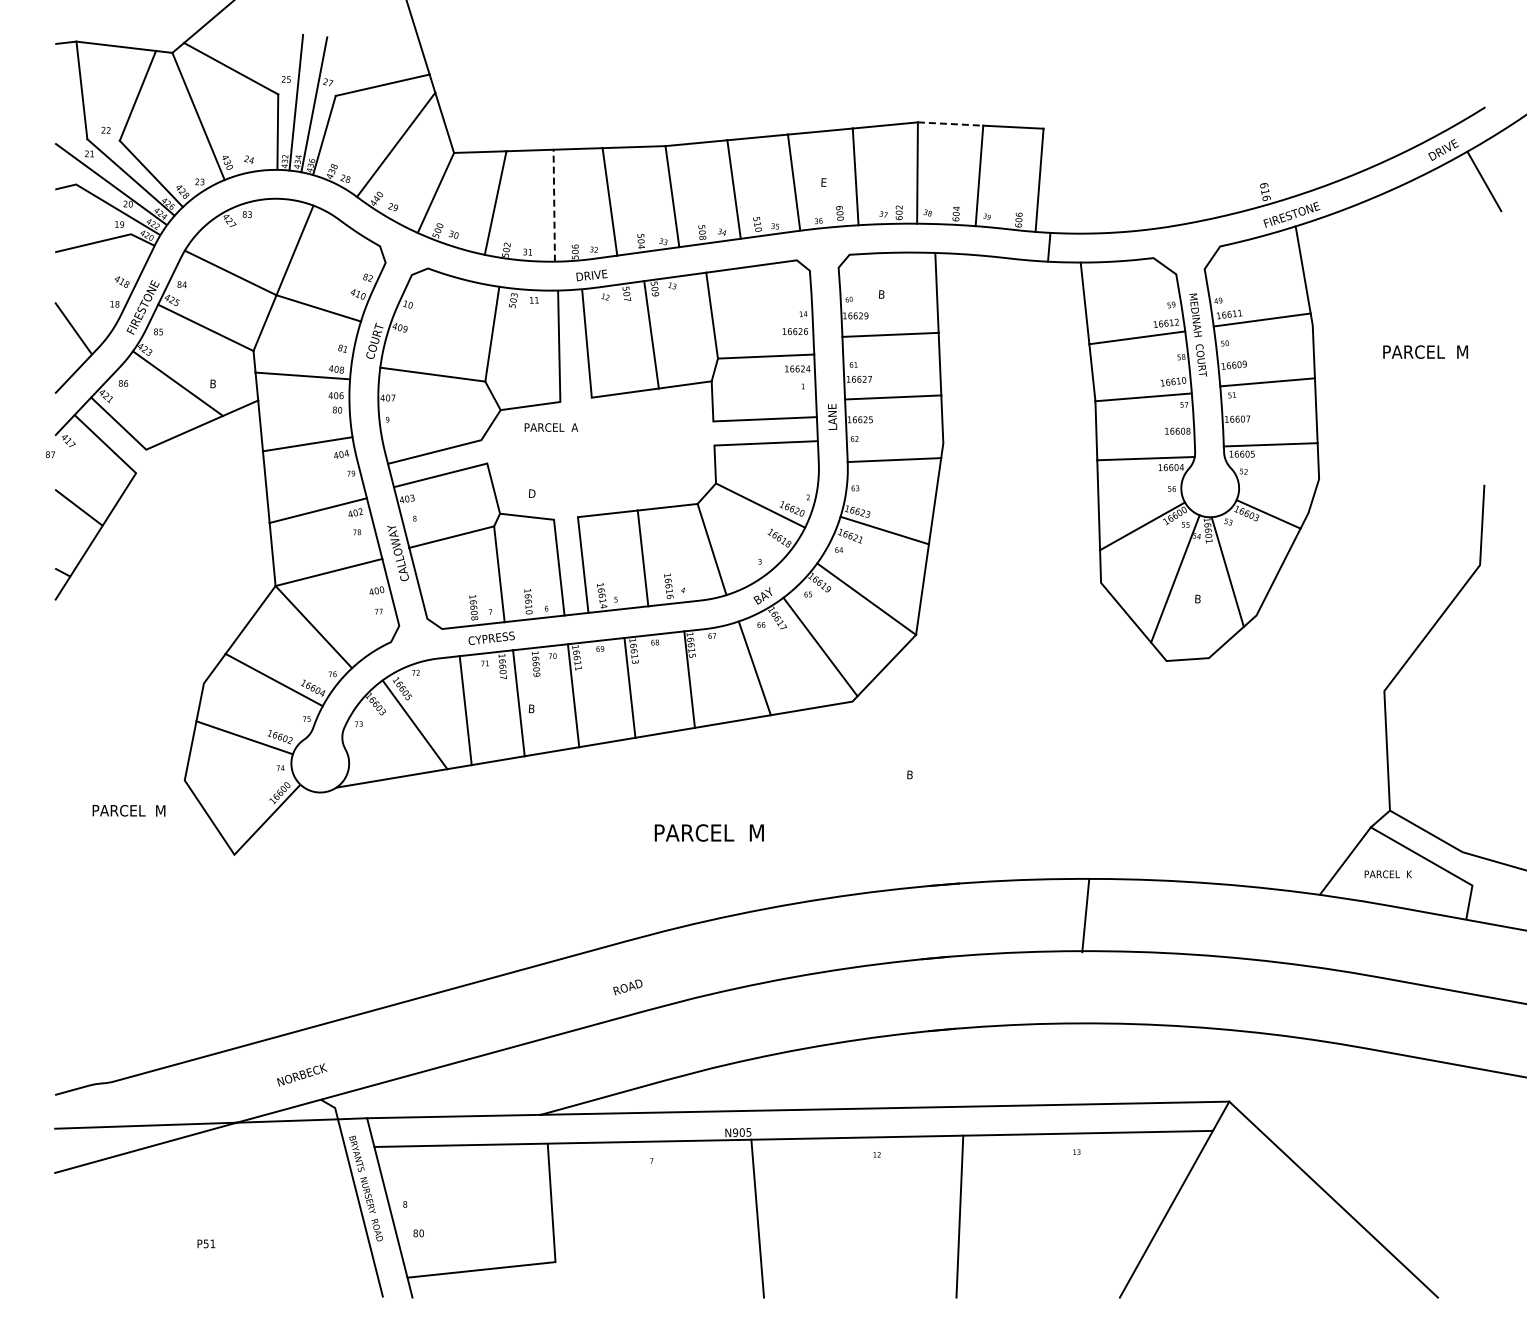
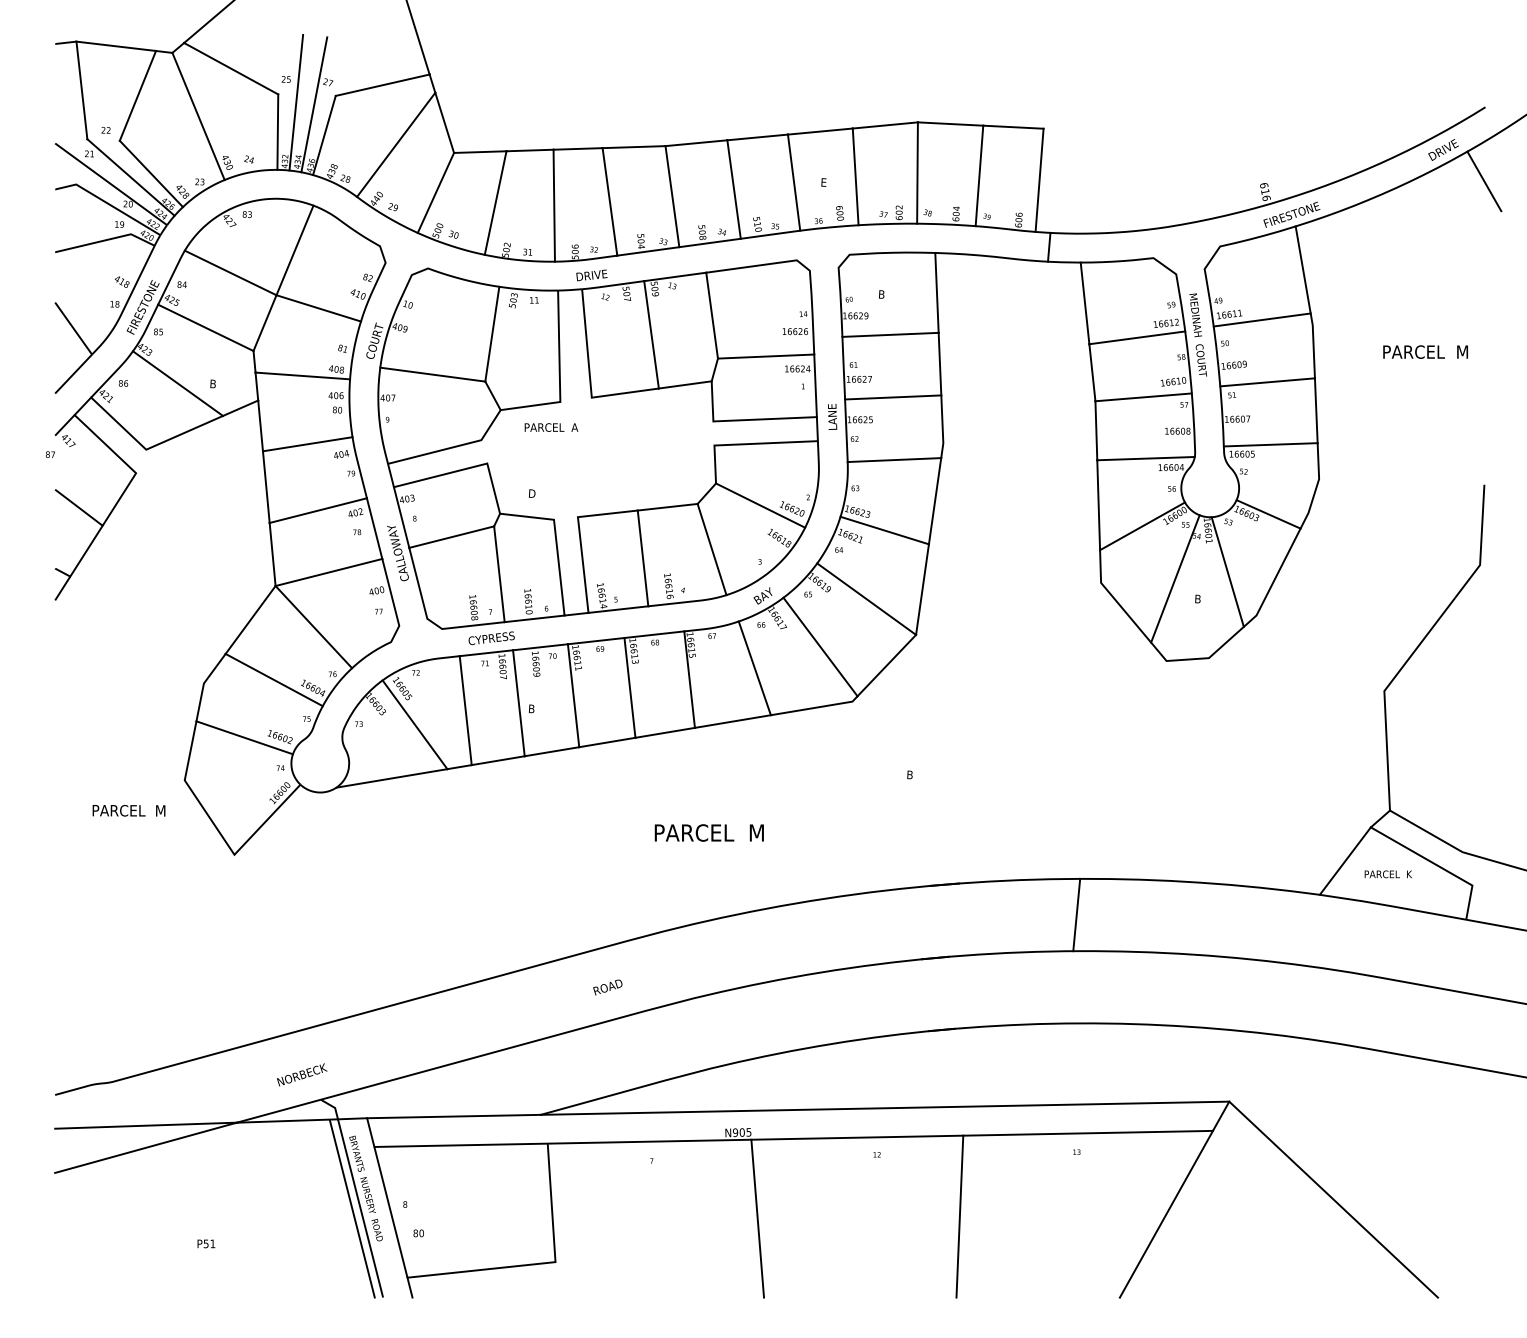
line: dashed -> solid (950, 124)
line: dashed -> solid (554, 205)
line position: (1085, 915) -> (1076, 914) (1076, 914)
text position: (627, 987) -> (607, 987) (607, 987)
line: none -> present (351, 1208)
